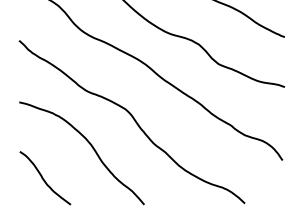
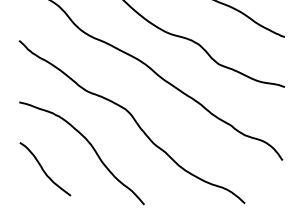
curve position: (44, 179) -> (44, 170) (44, 170)
